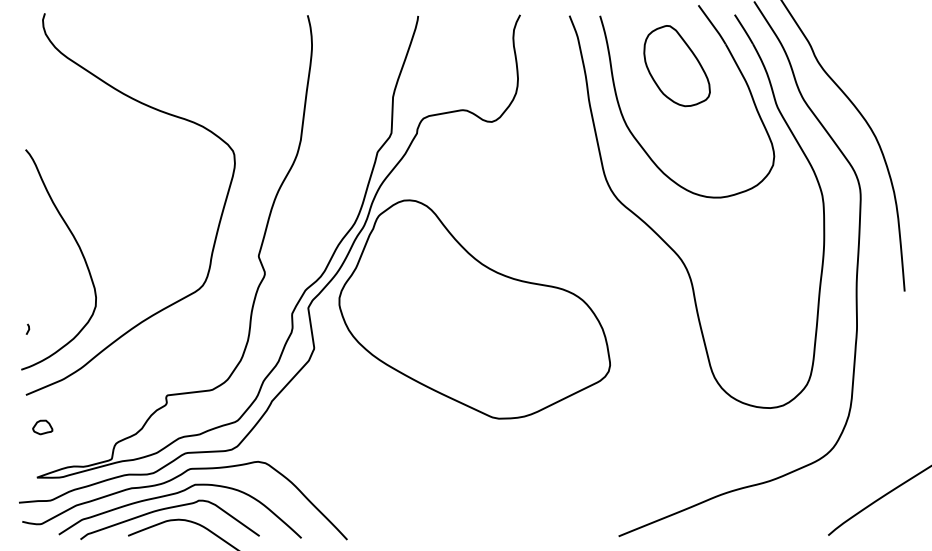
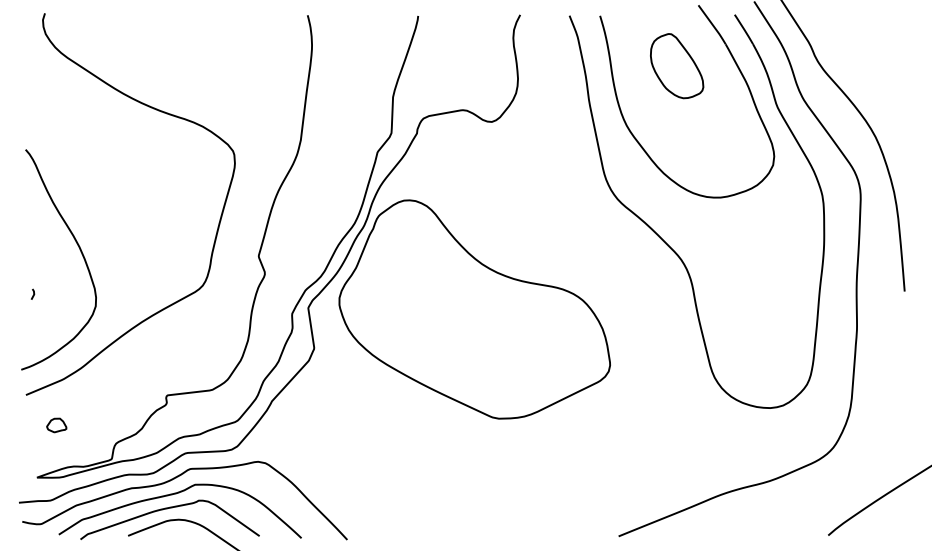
part size: 68x83 px -> 55x67 px (677, 66)
line position: (28, 328) -> (33, 293) (33, 293)
part position: (42, 427) -> (56, 425) (56, 425)
